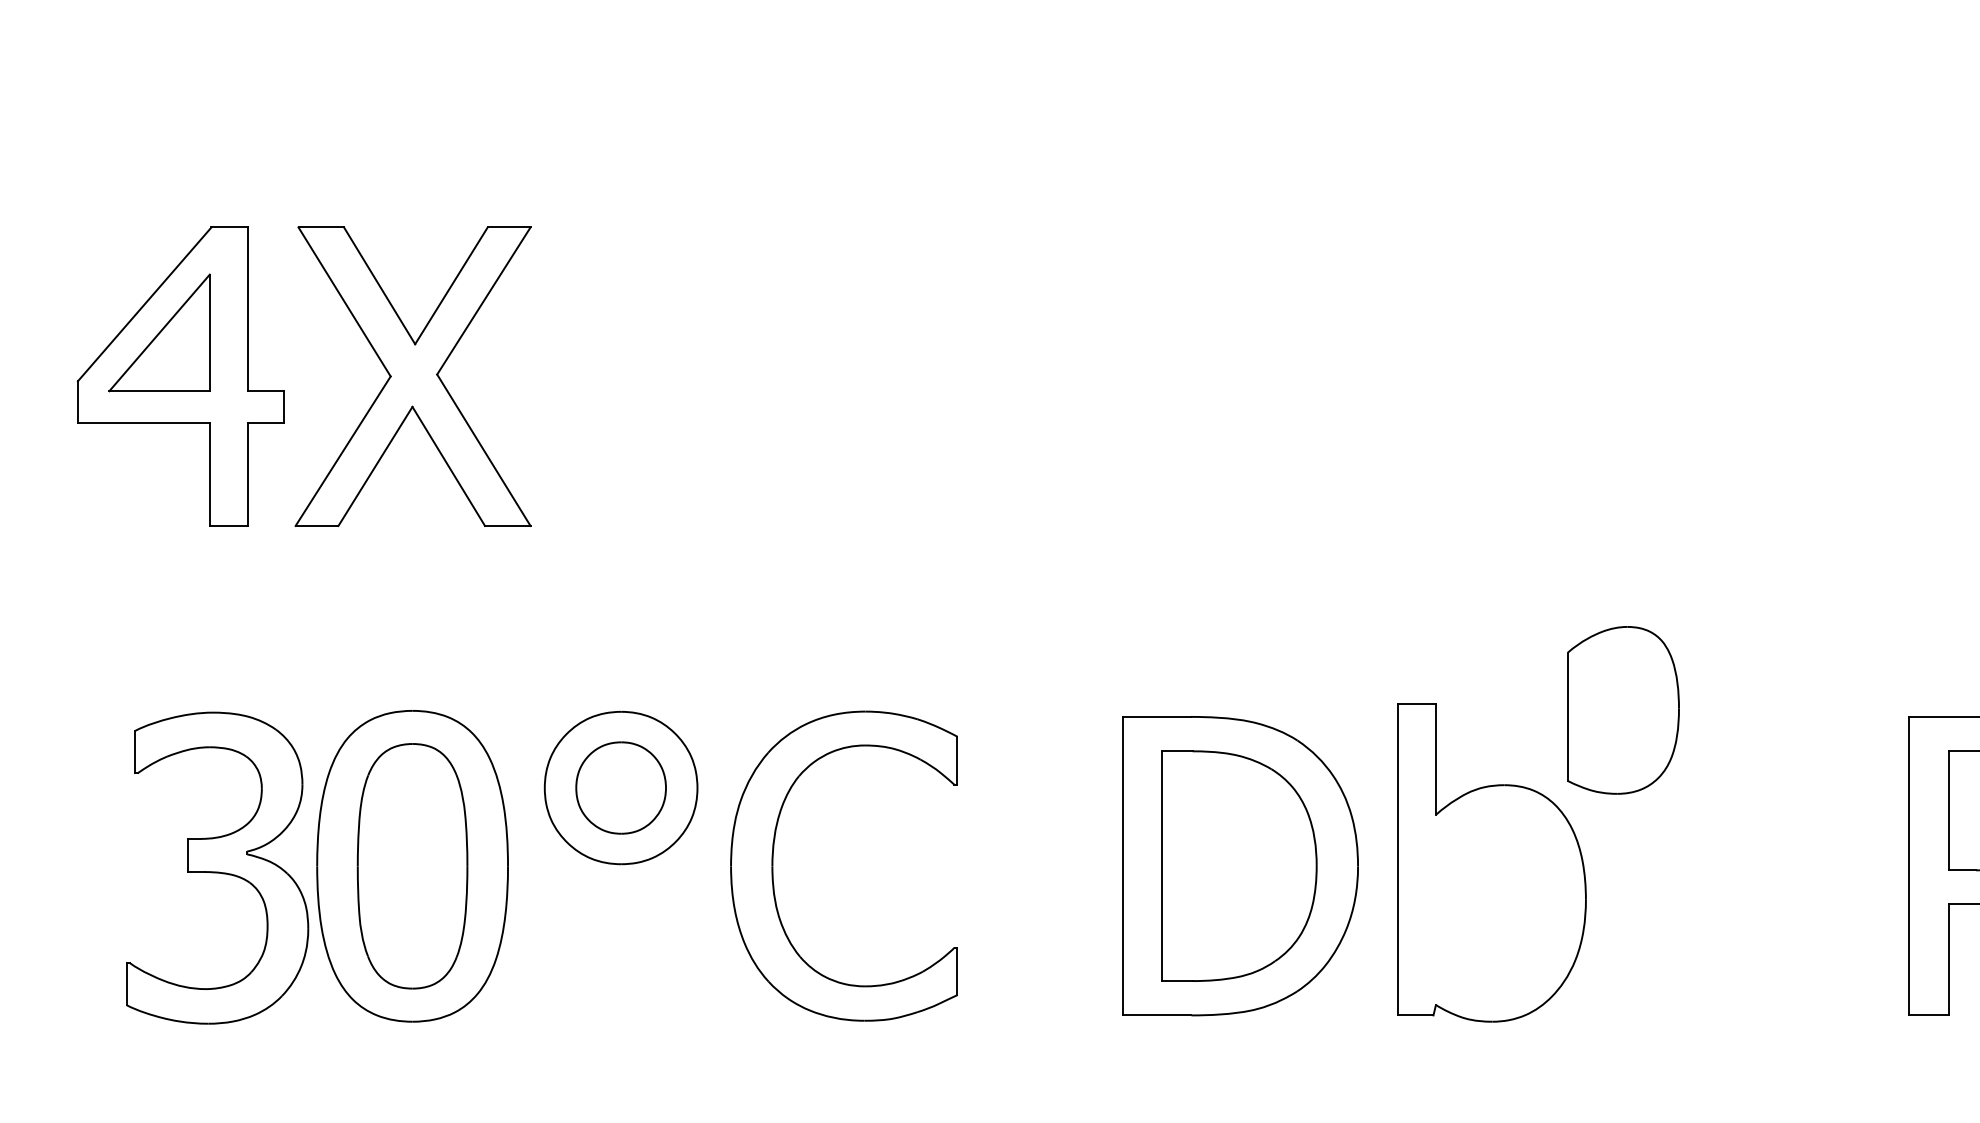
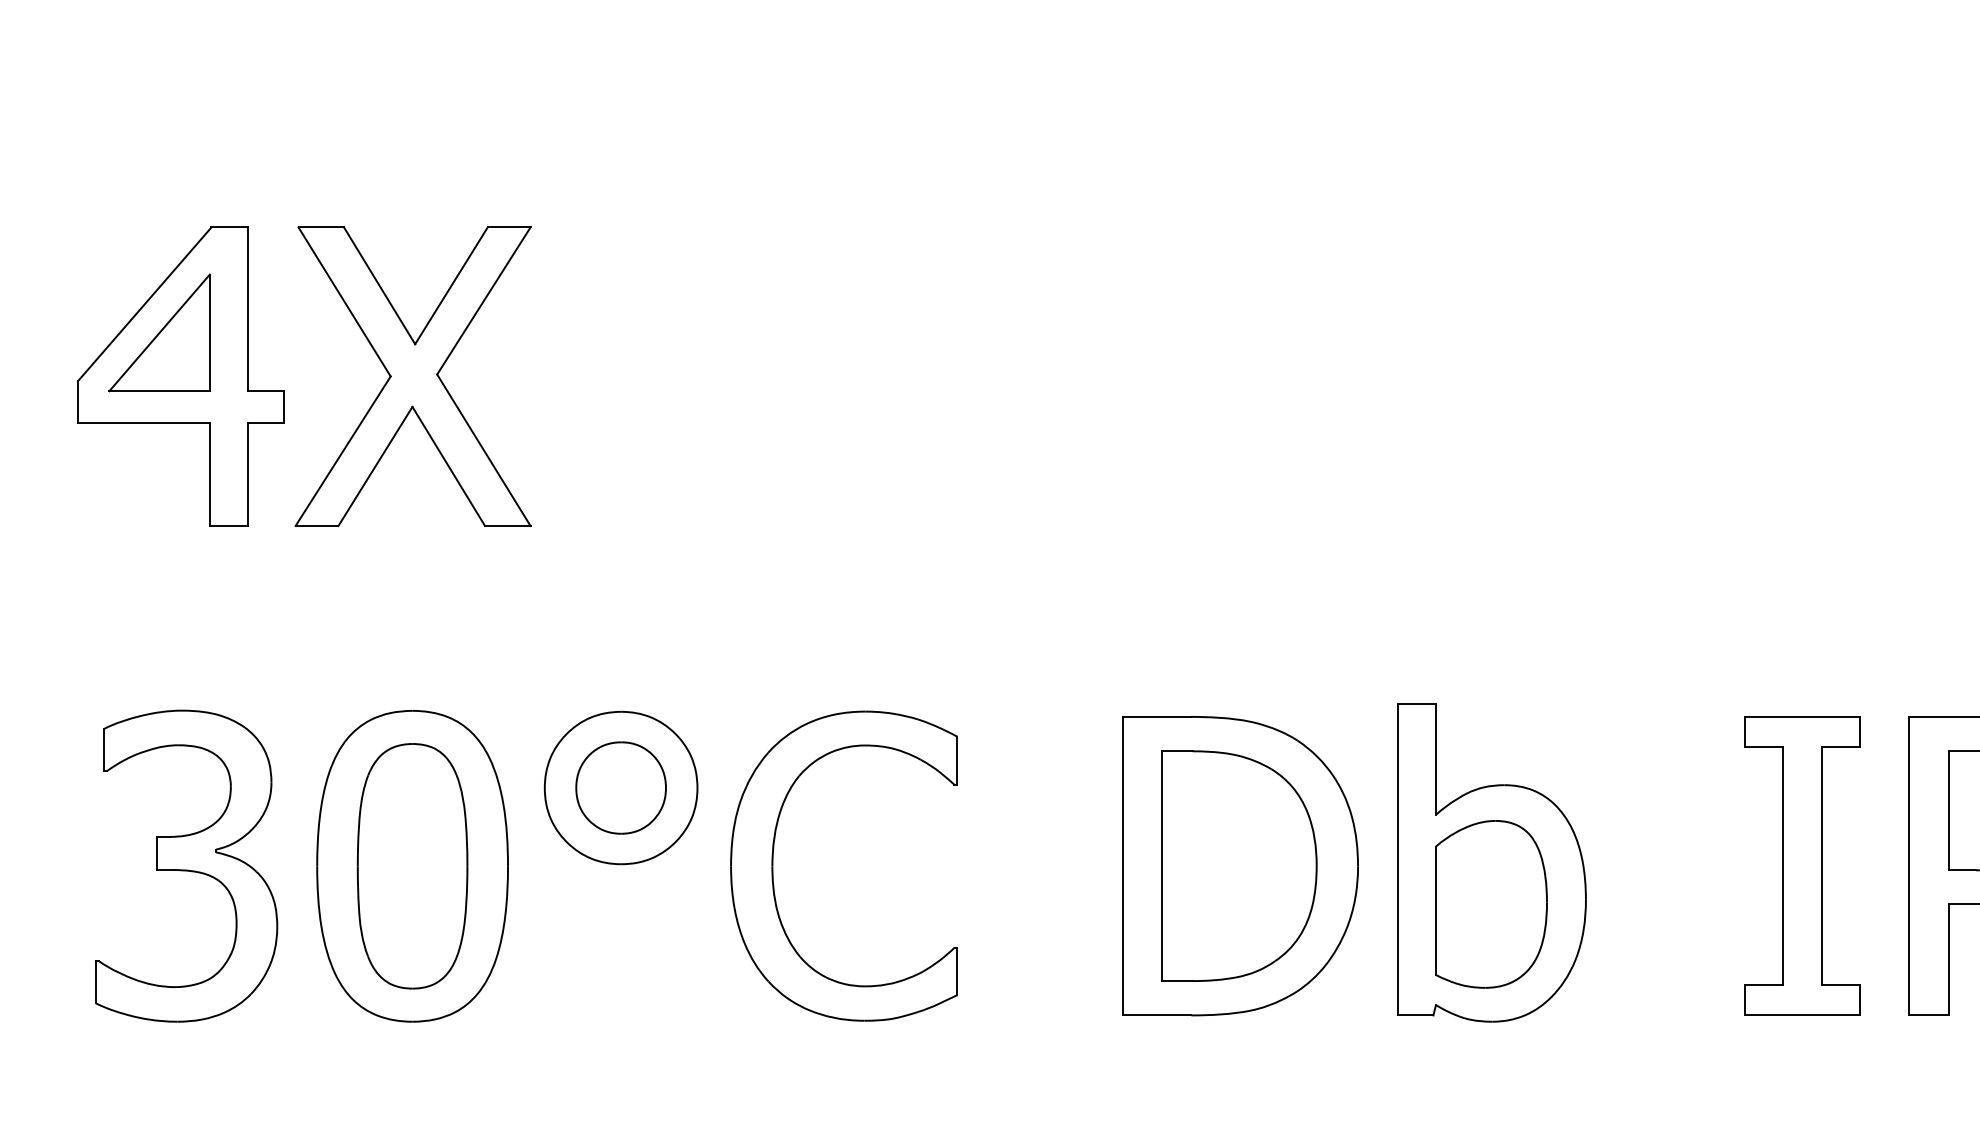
part position: (1623, 710) -> (1491, 904) (1491, 904)
part: none -> present (1802, 865)
part position: (217, 867) -> (186, 865) (186, 865)
